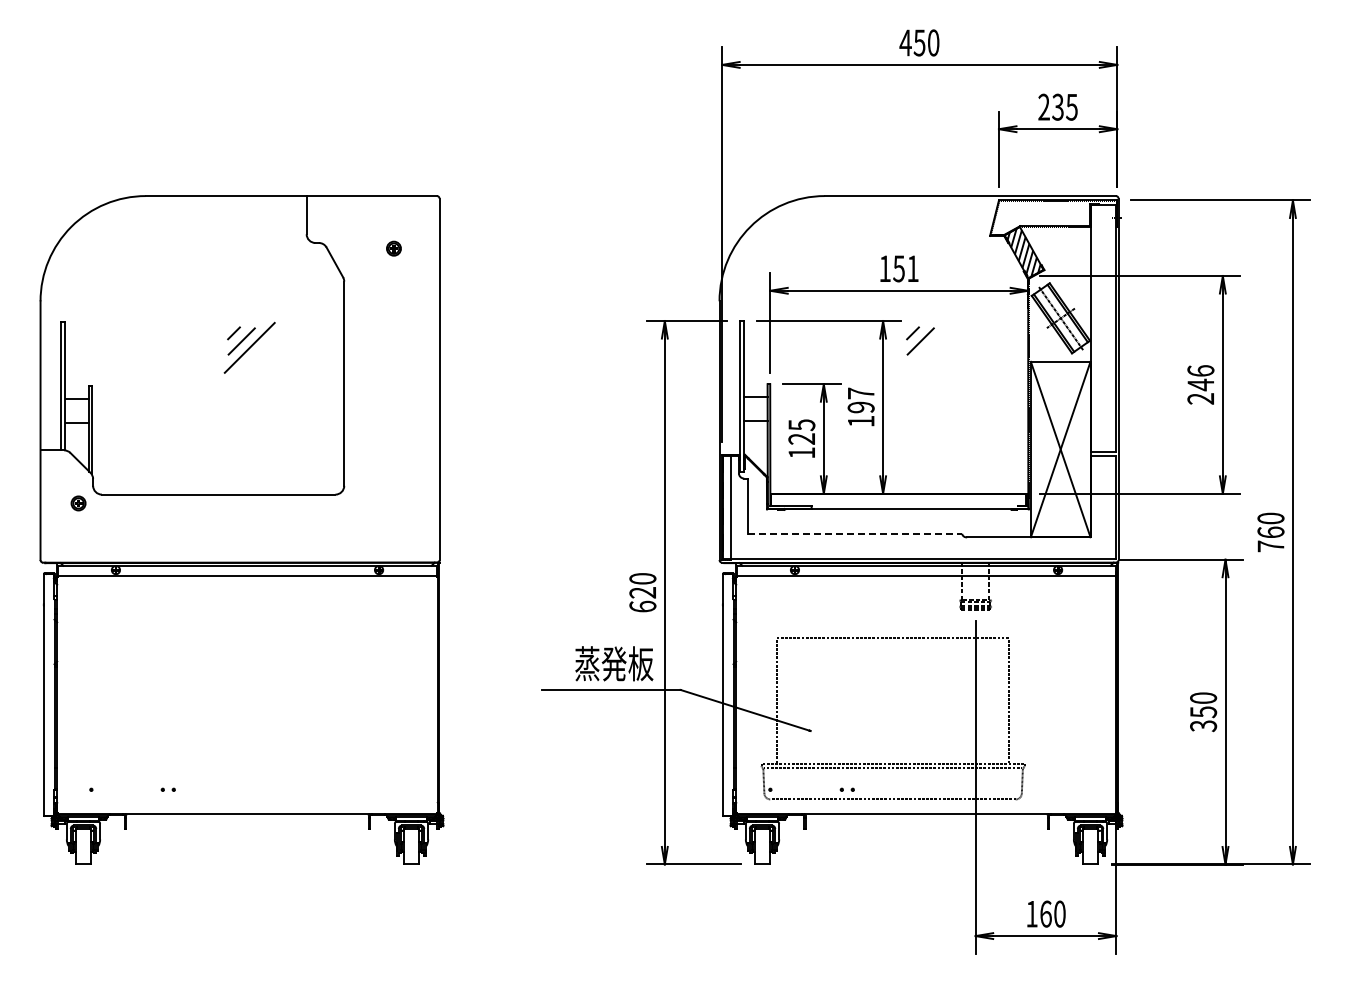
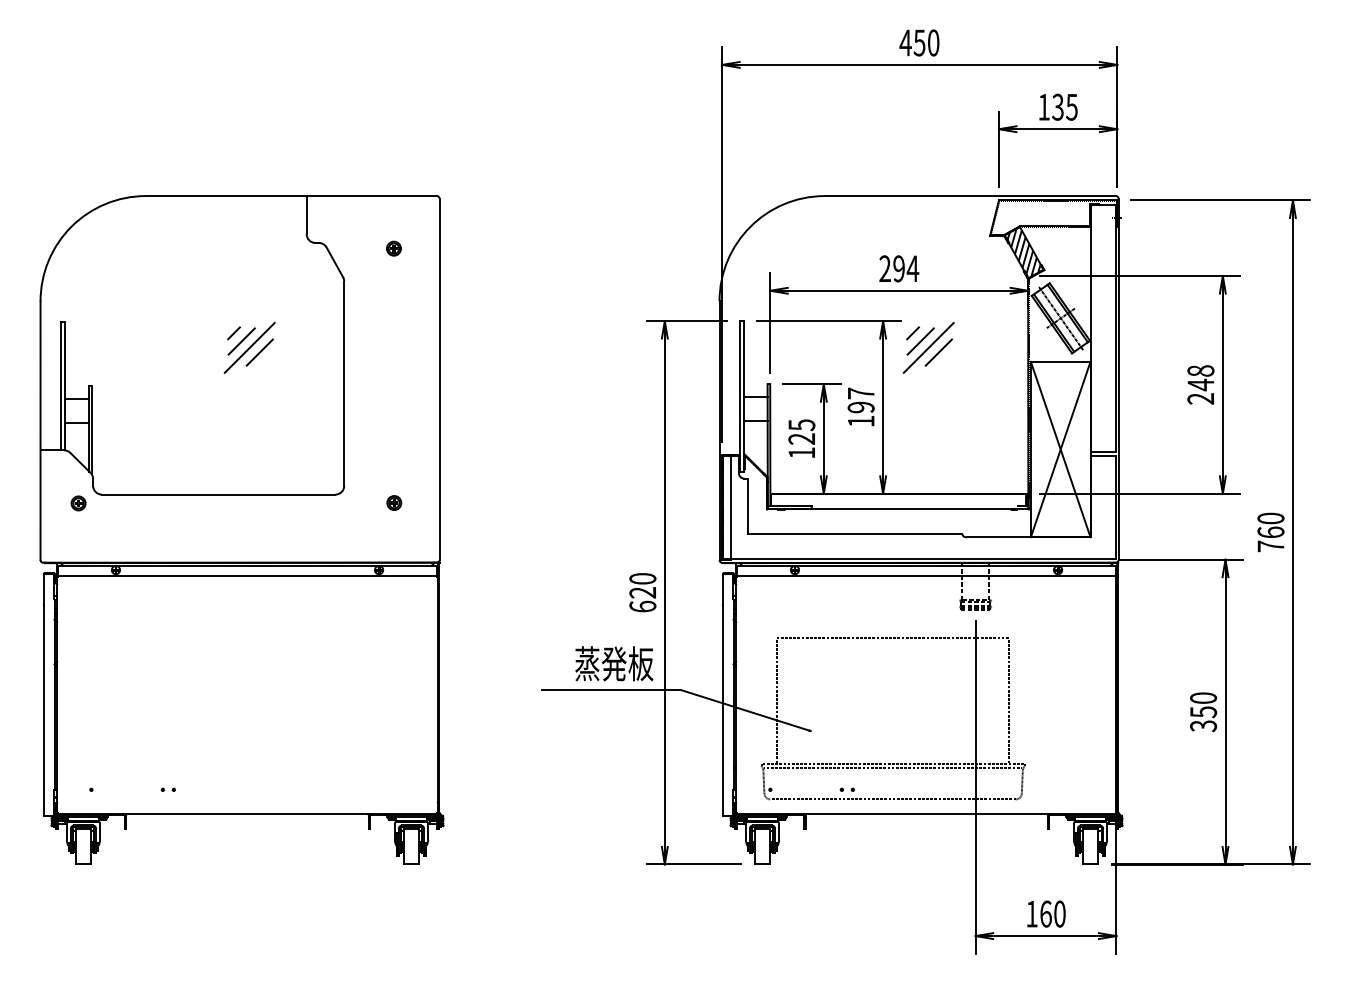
text: 235 -> 135 (1043, 106)
text: 151 -> 294 (899, 268)
line: none -> present (928, 347)
line: none -> present (259, 352)
line: none -> present (938, 352)
text: 246 -> 248 (1200, 370)
part: none -> present (394, 502)
line: dashed -> solid (855, 533)
